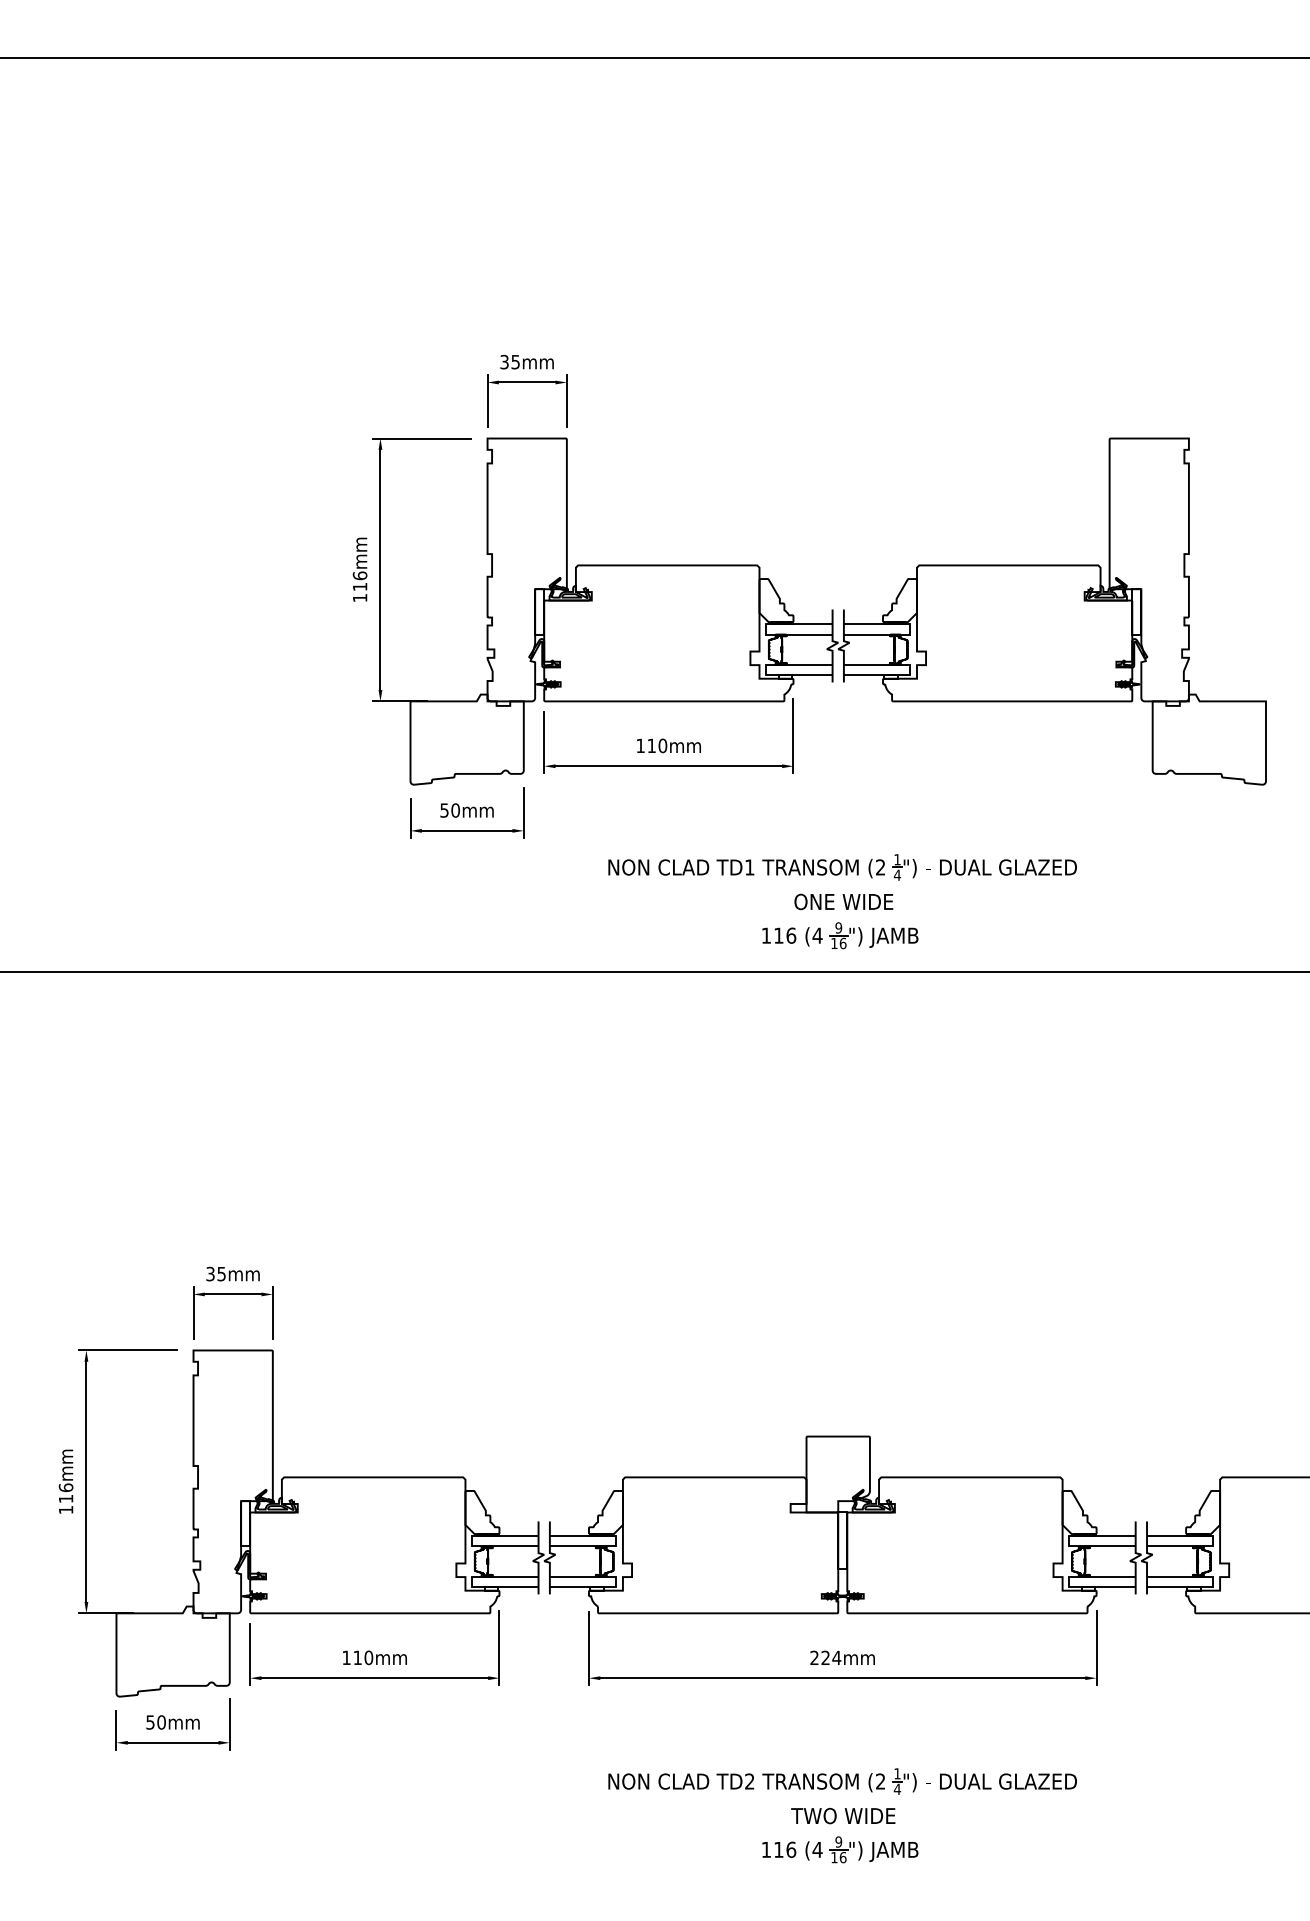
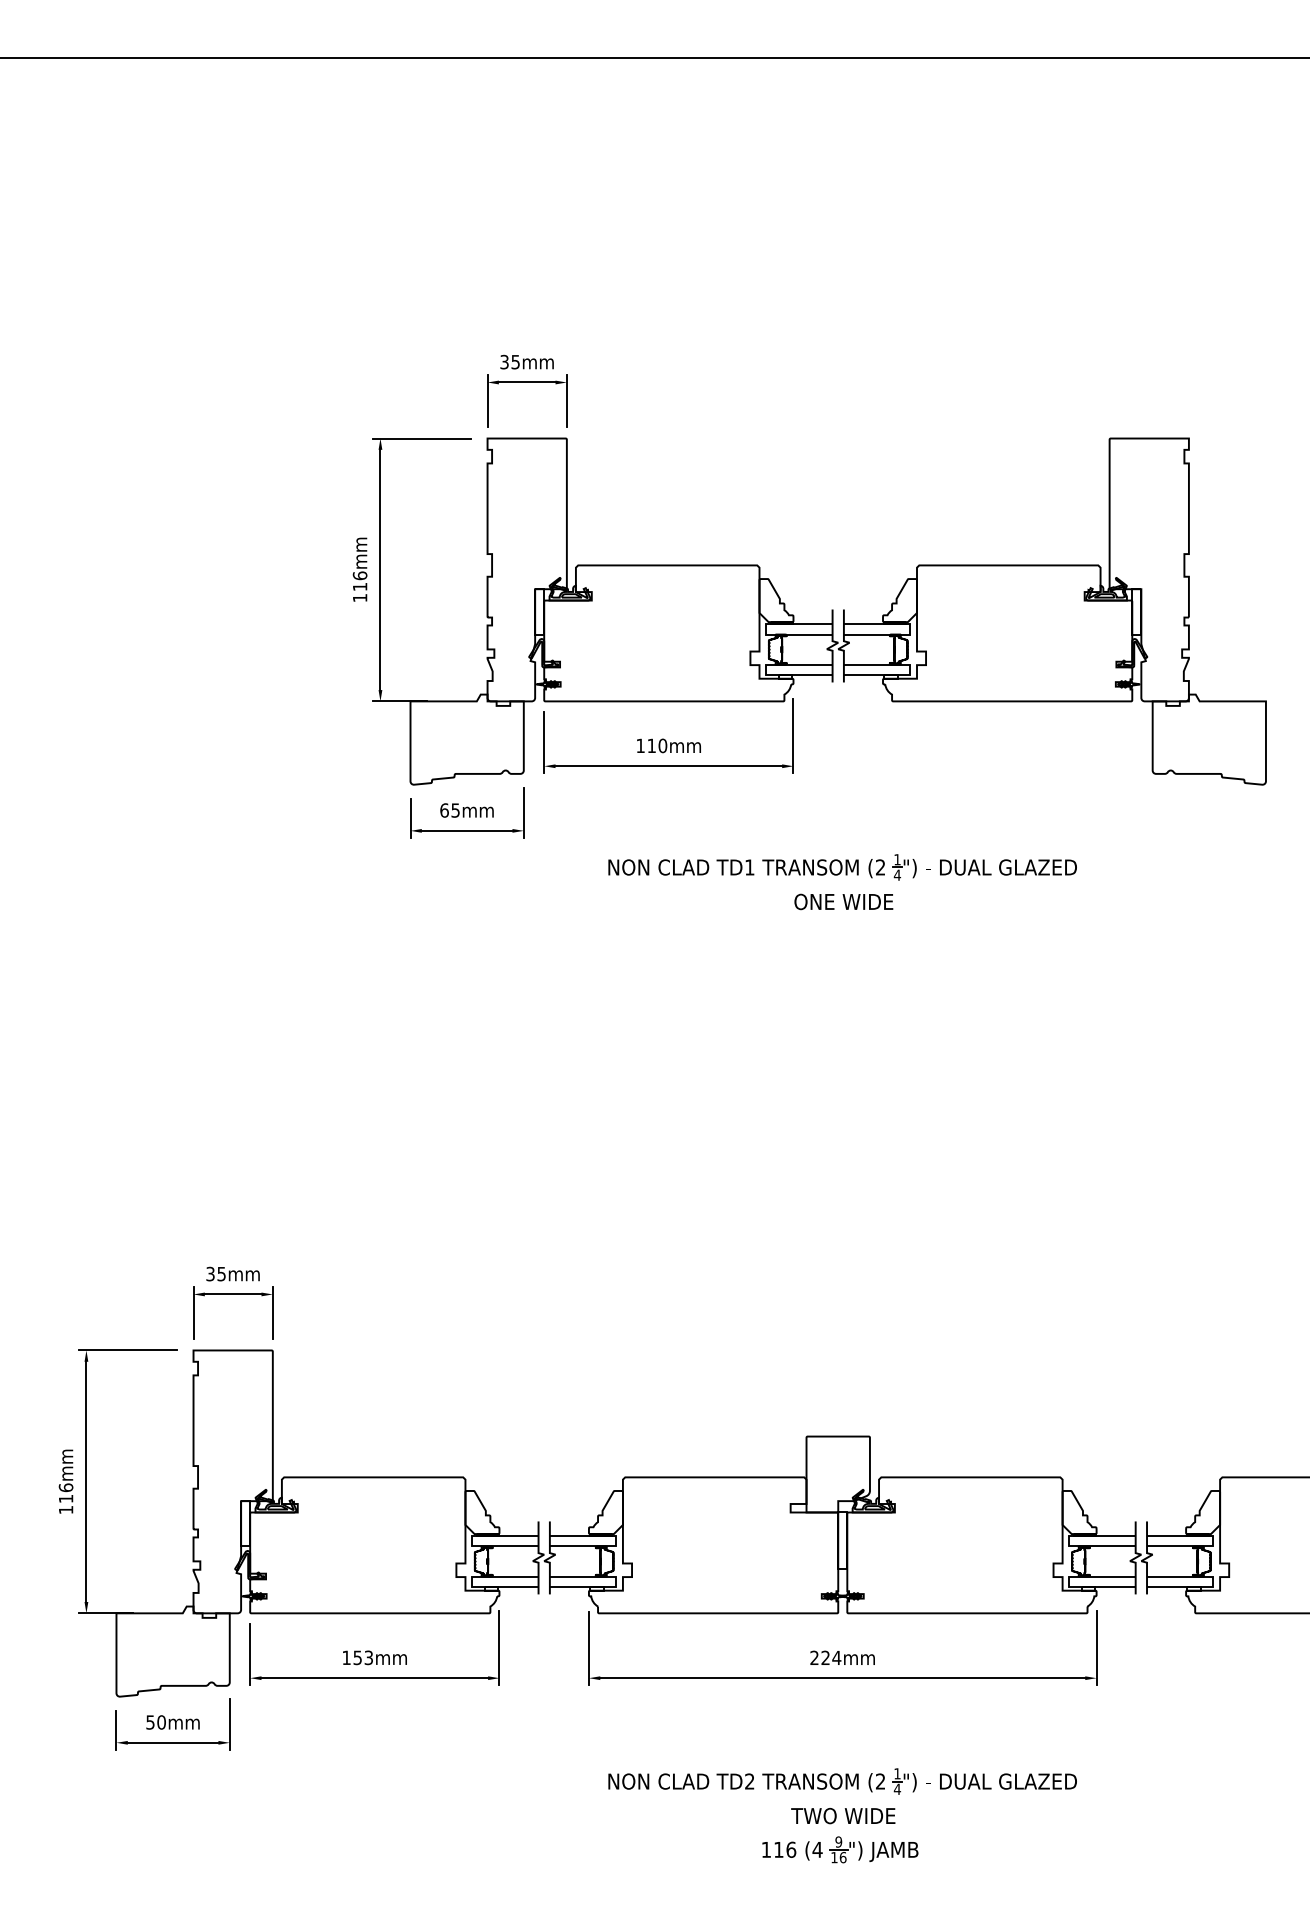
text: 50mm -> 65mm (449, 810)
part: present -> none (840, 935)
line: present -> none (654, 971)
text: 110mm -> 153mm (363, 1657)
